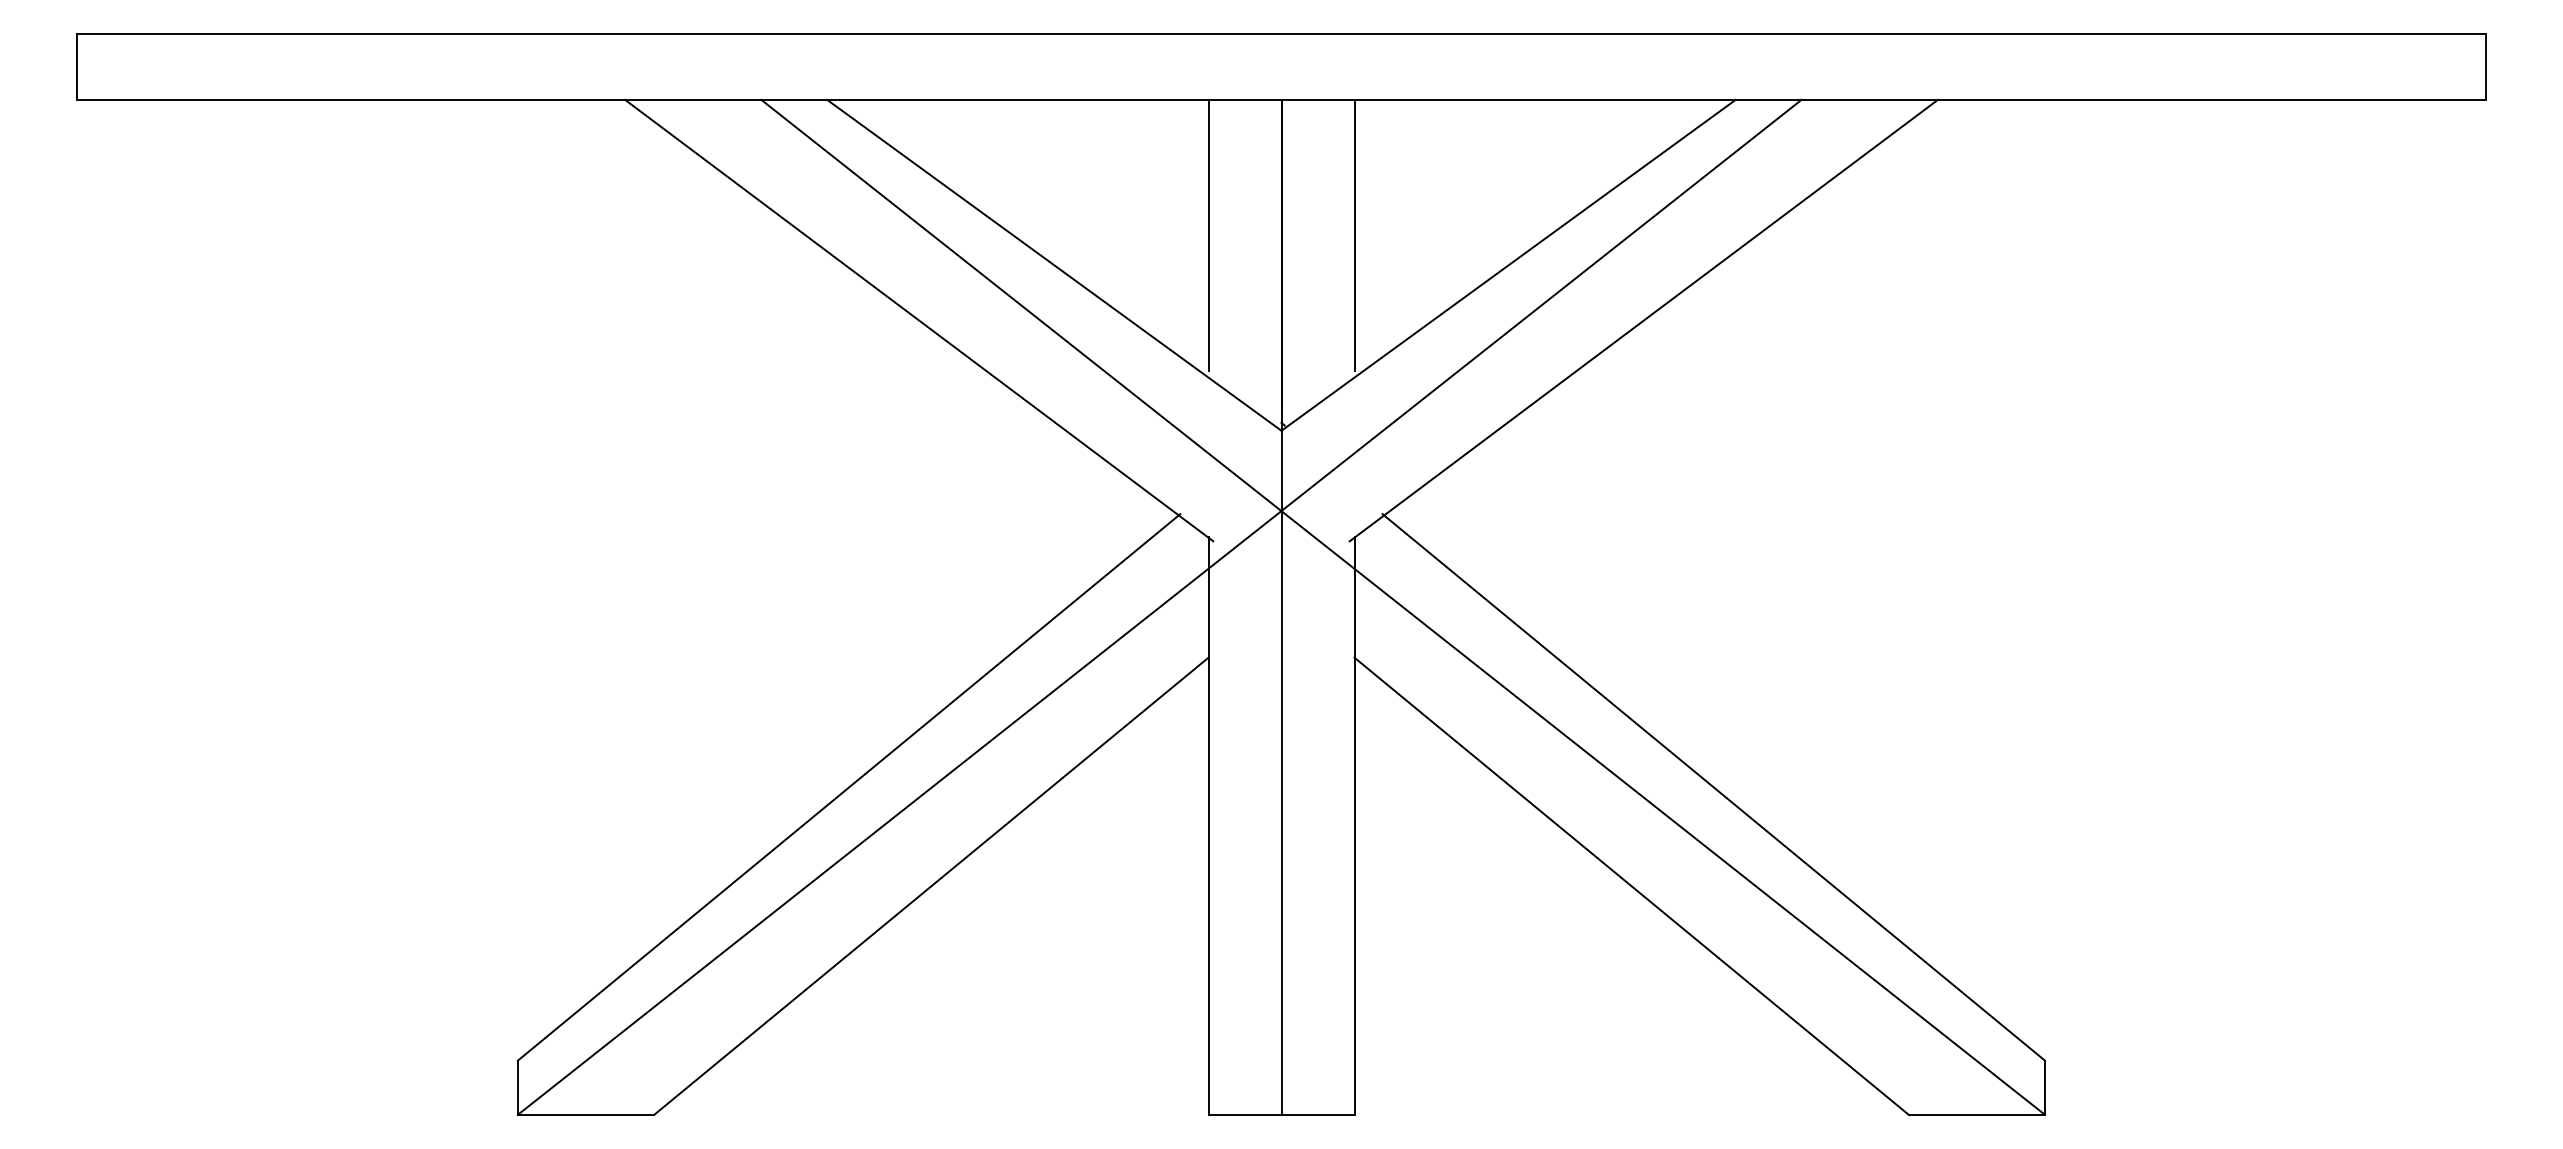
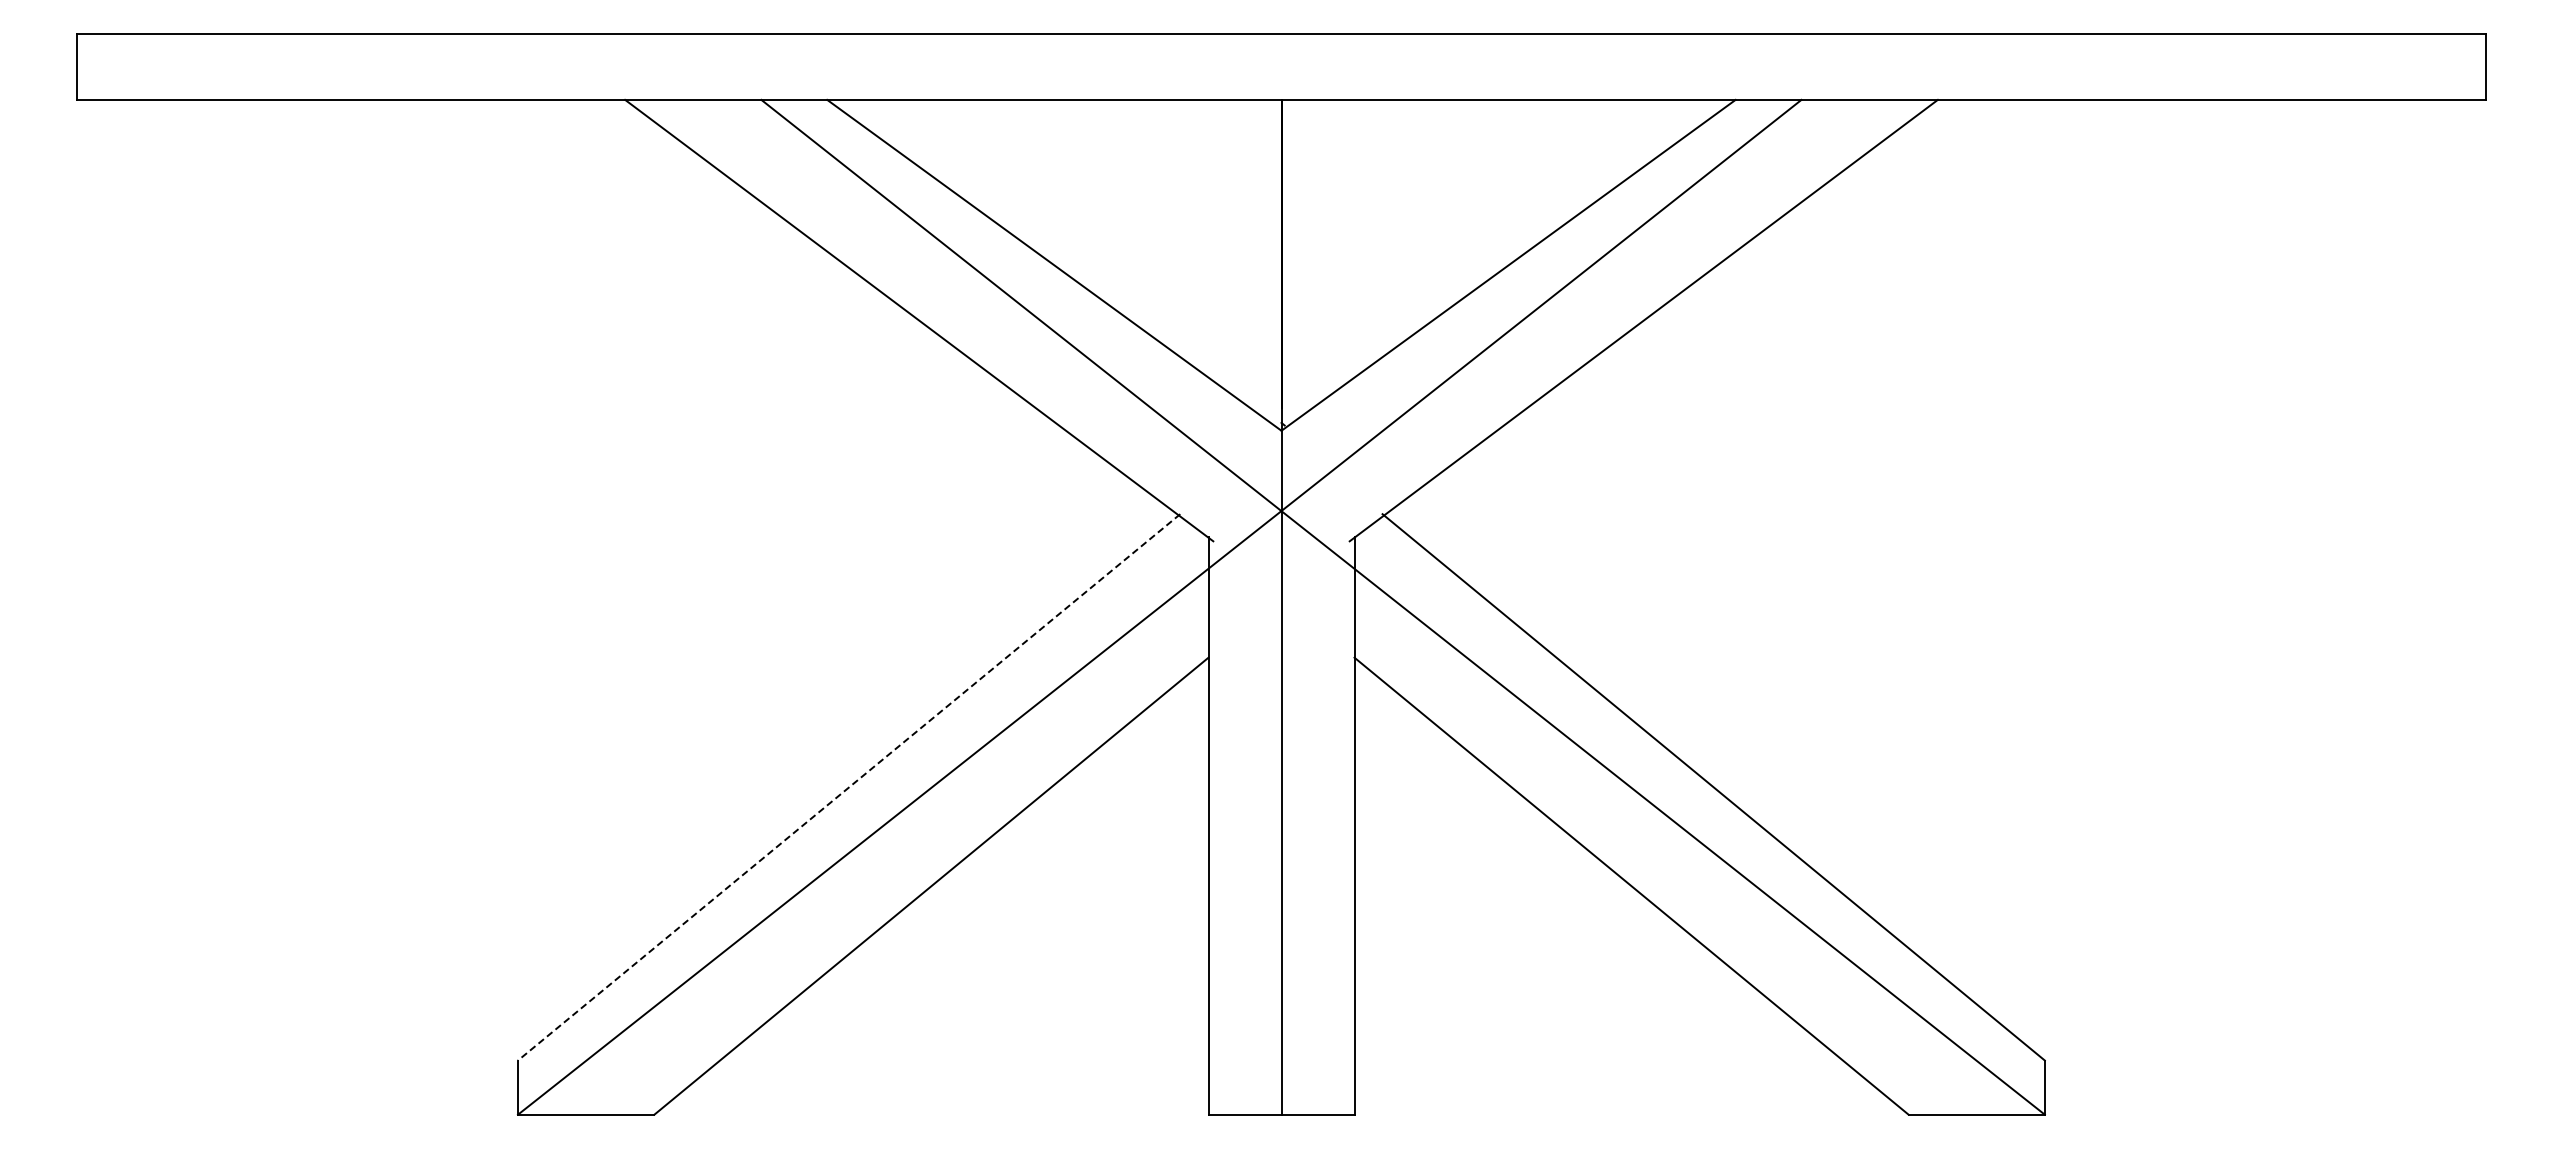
line: present -> none (1208, 234)
line: present -> none (1354, 234)
line: solid -> dashed (848, 787)
